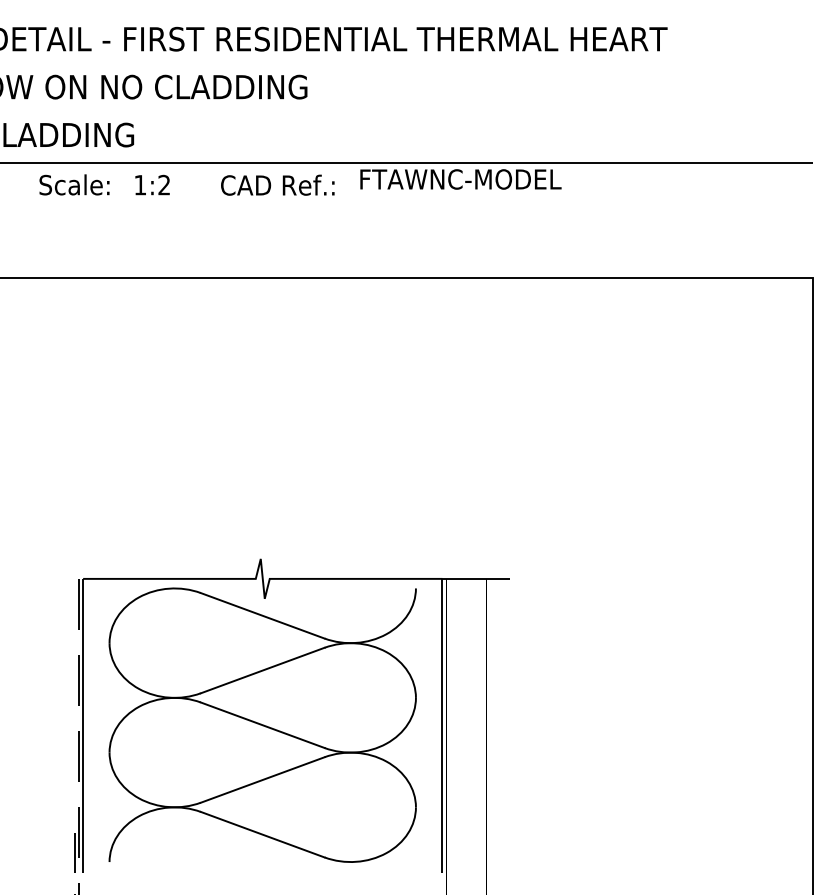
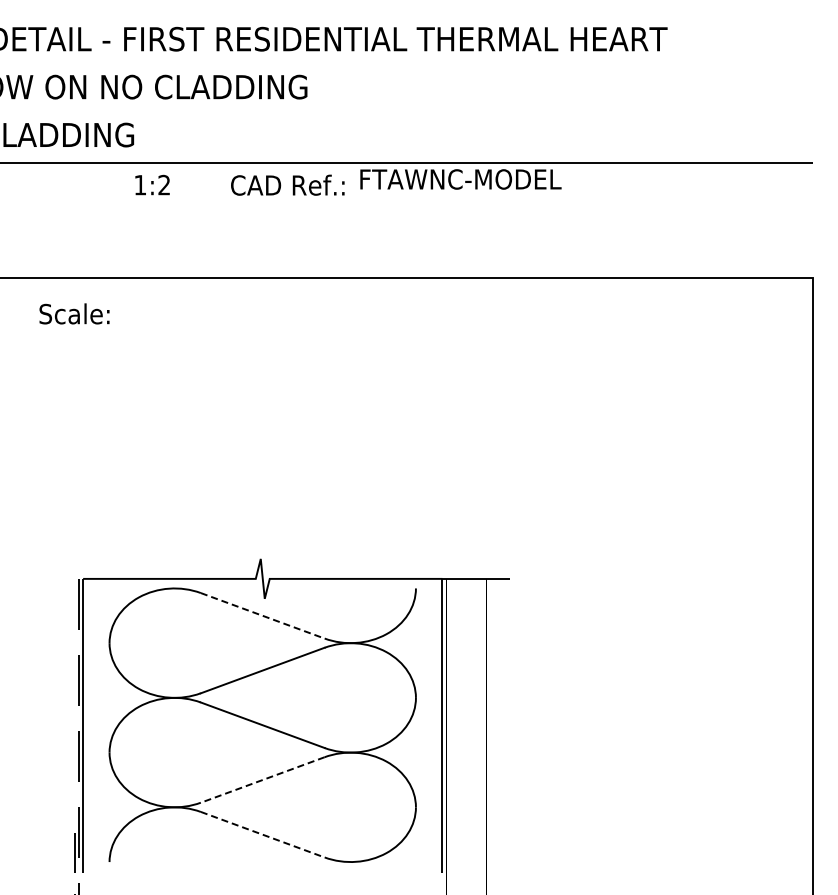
text position: (74, 184) -> (74, 313) (74, 313)
text position: (277, 184) -> (287, 184) (287, 184)
line: solid -> dashed (262, 615)
line: solid -> dashed (262, 779)
line: solid -> dashed (262, 834)
